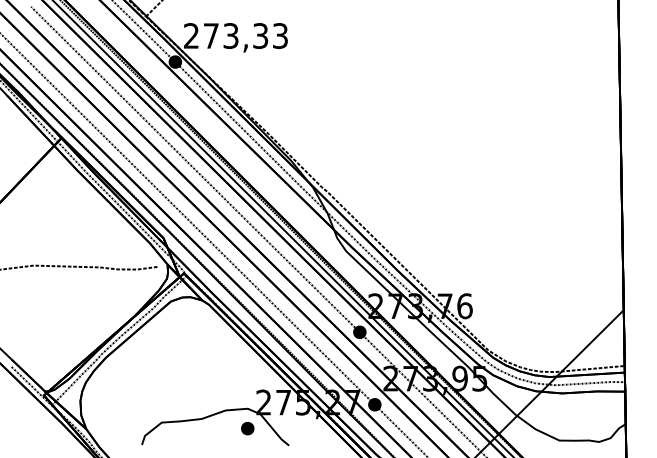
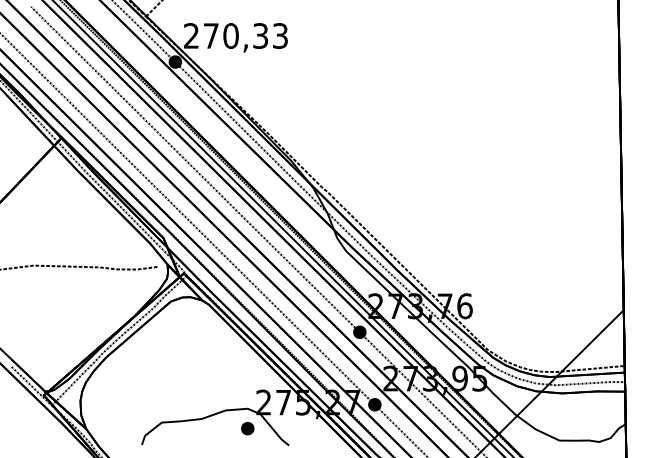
text: 273,33 -> 270,33 (230, 35)
